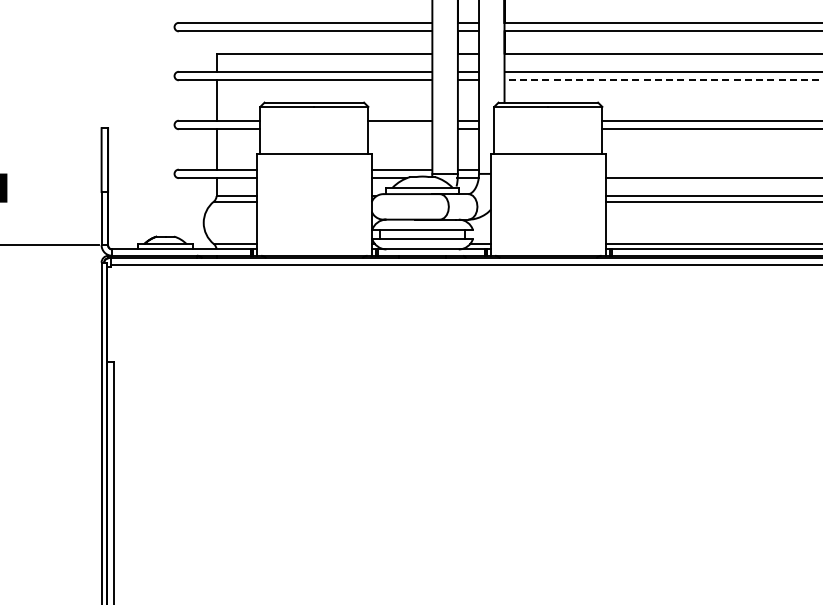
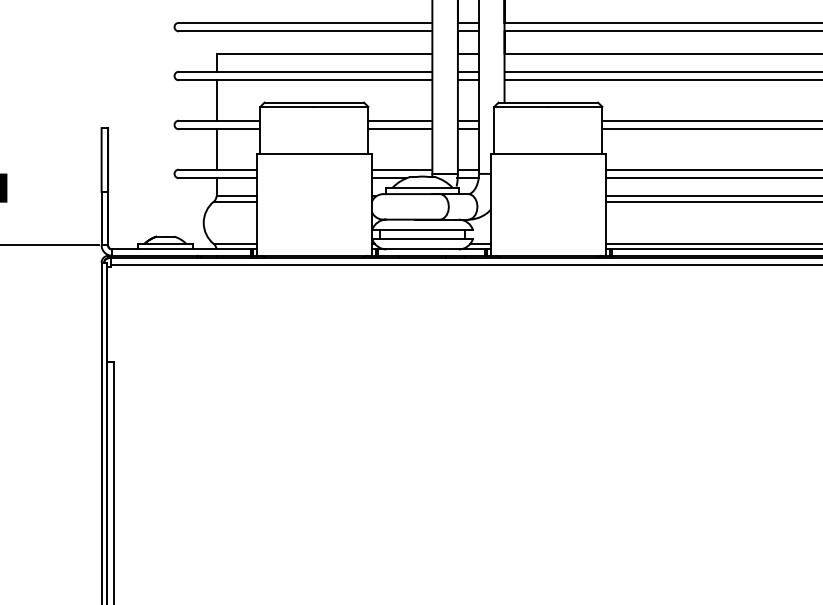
line: dashed -> solid (663, 80)
line: none -> present (400, 129)
line: none -> present (712, 169)
